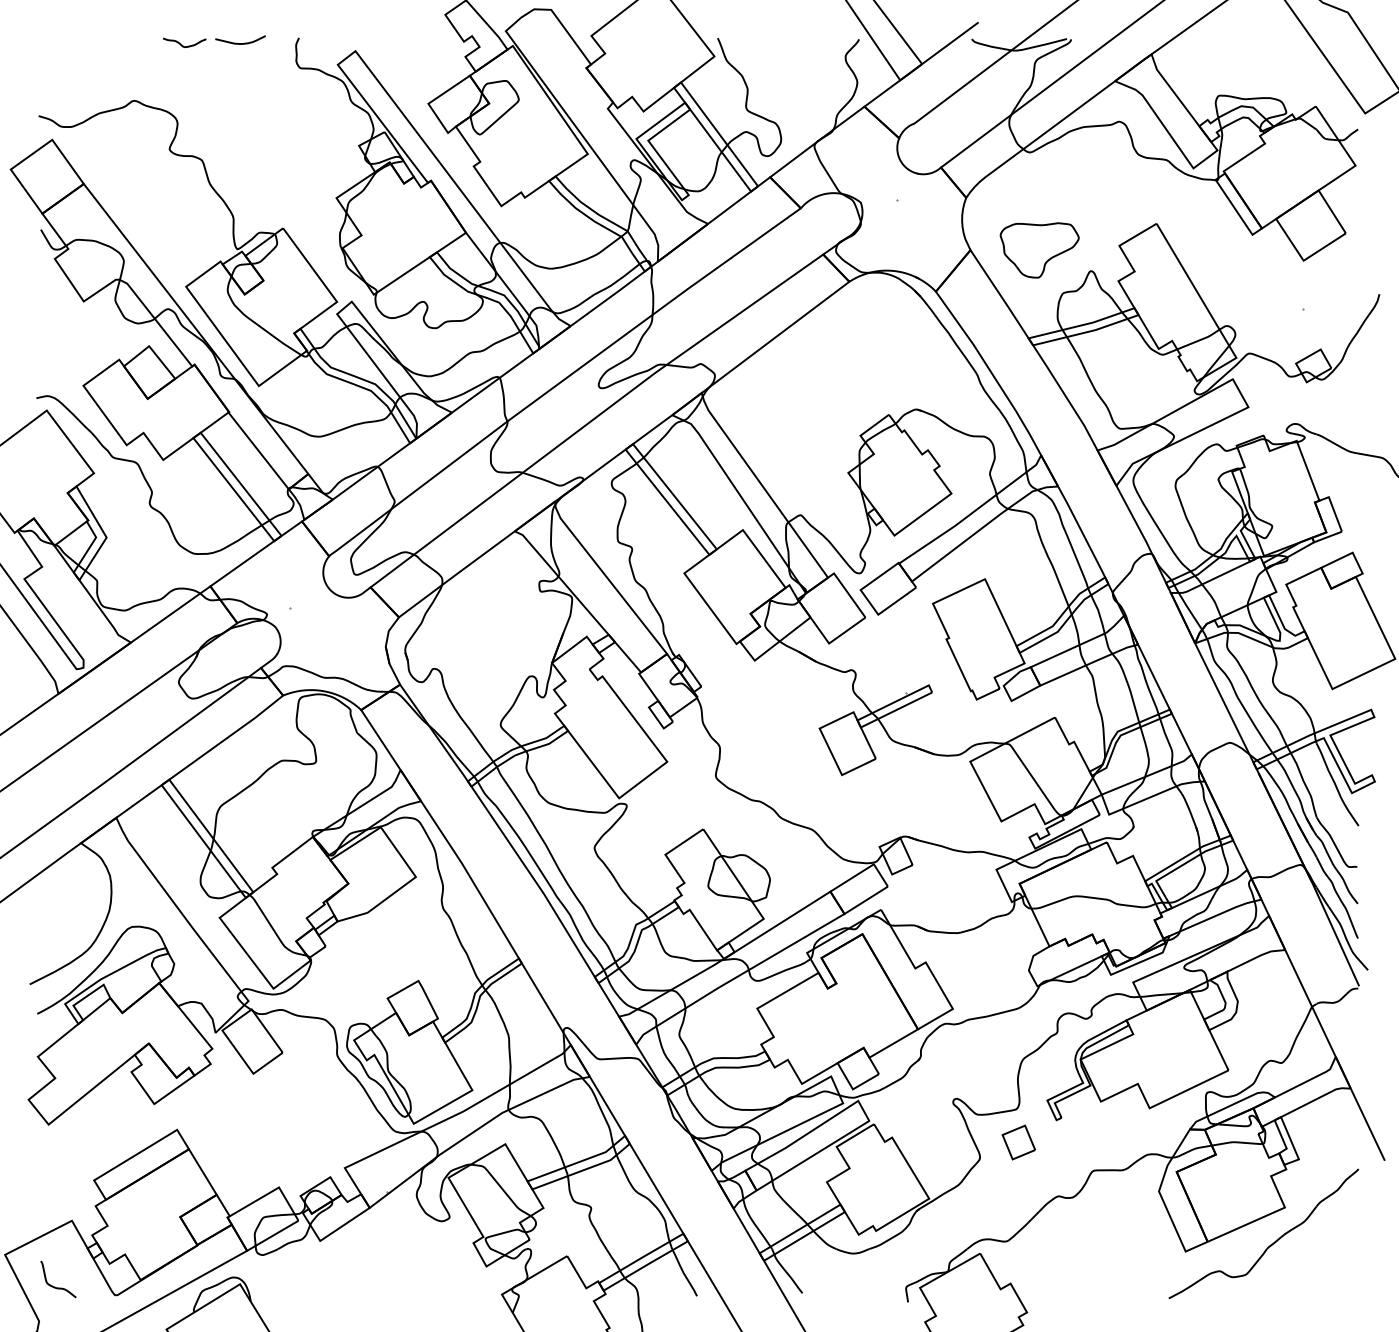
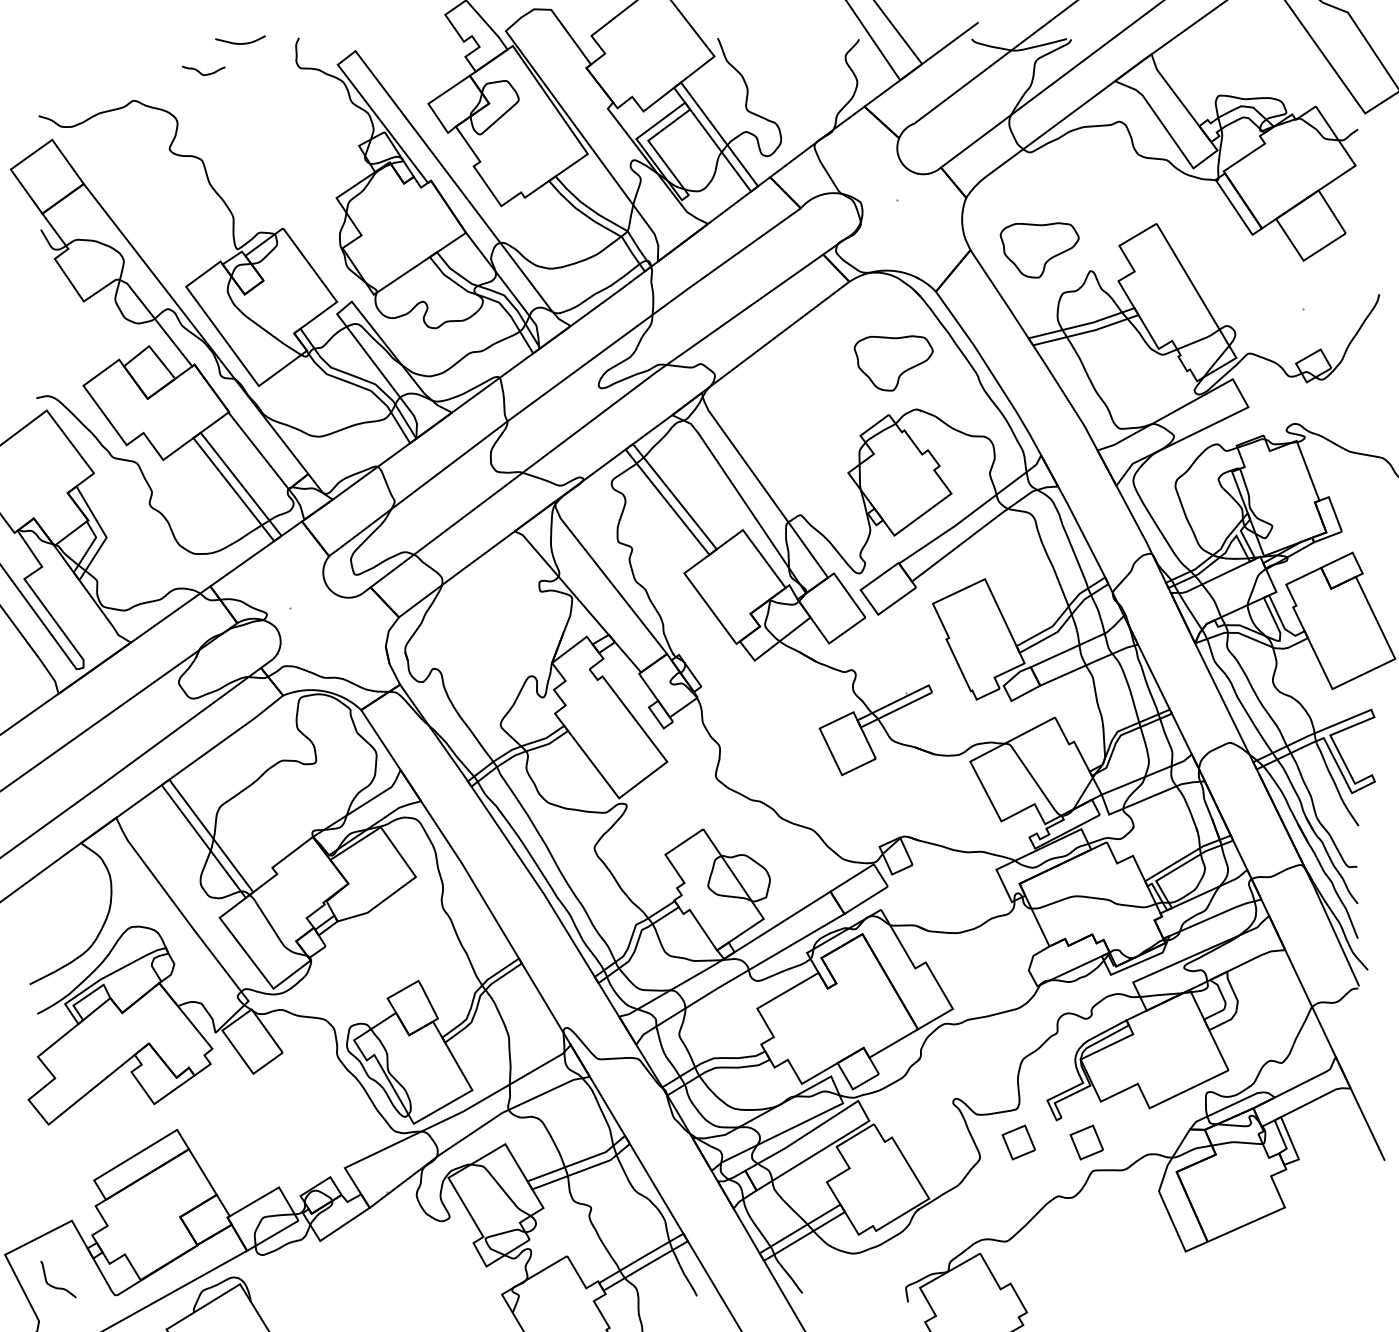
curve position: (182, 44) -> (201, 72) (201, 72)
part: none -> present (893, 363)
part: none -> present (1086, 1142)
part: present -> none (1271, 1243)
